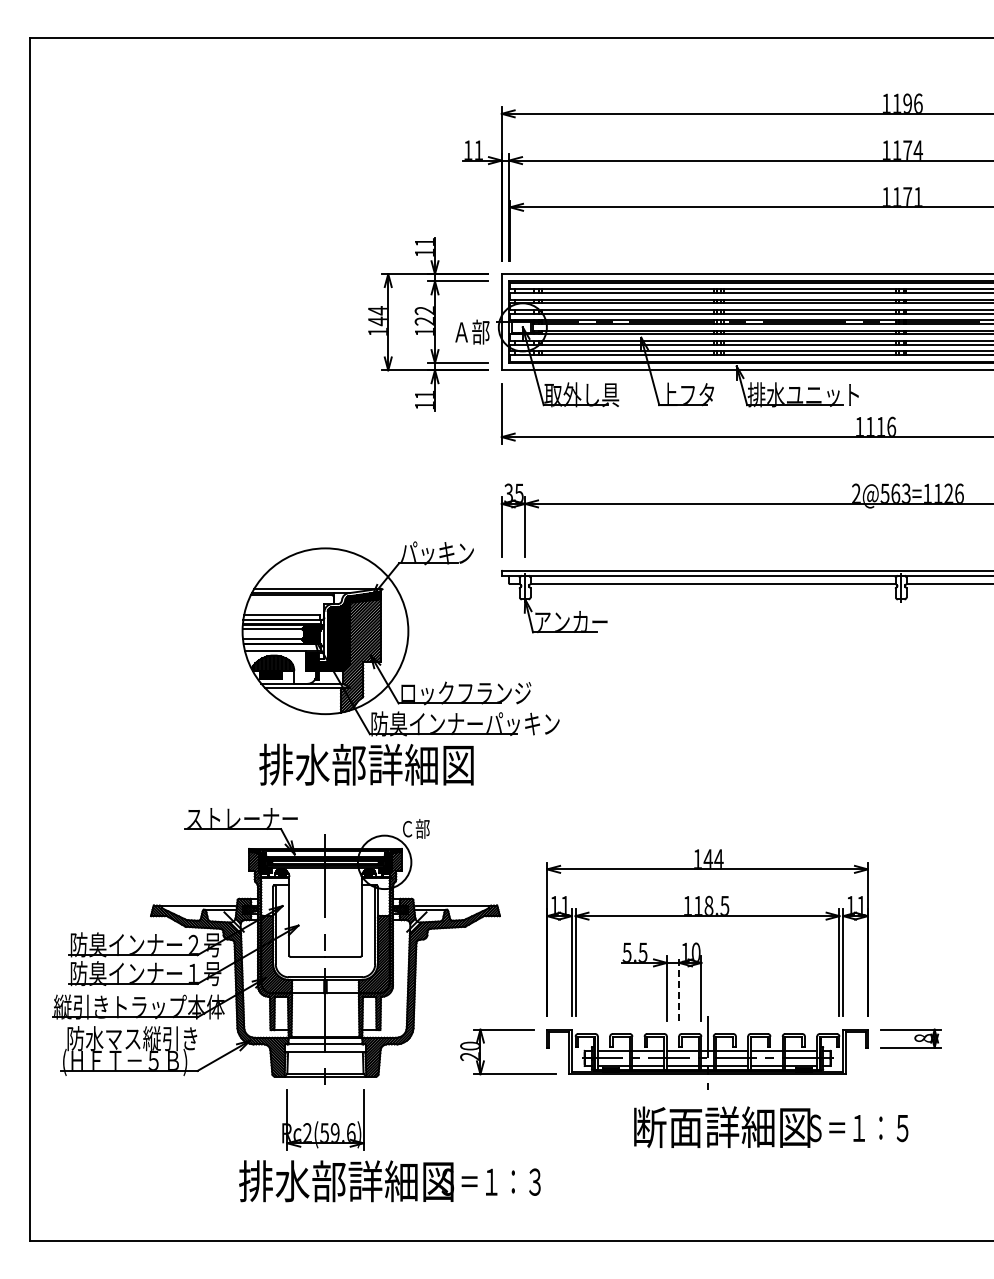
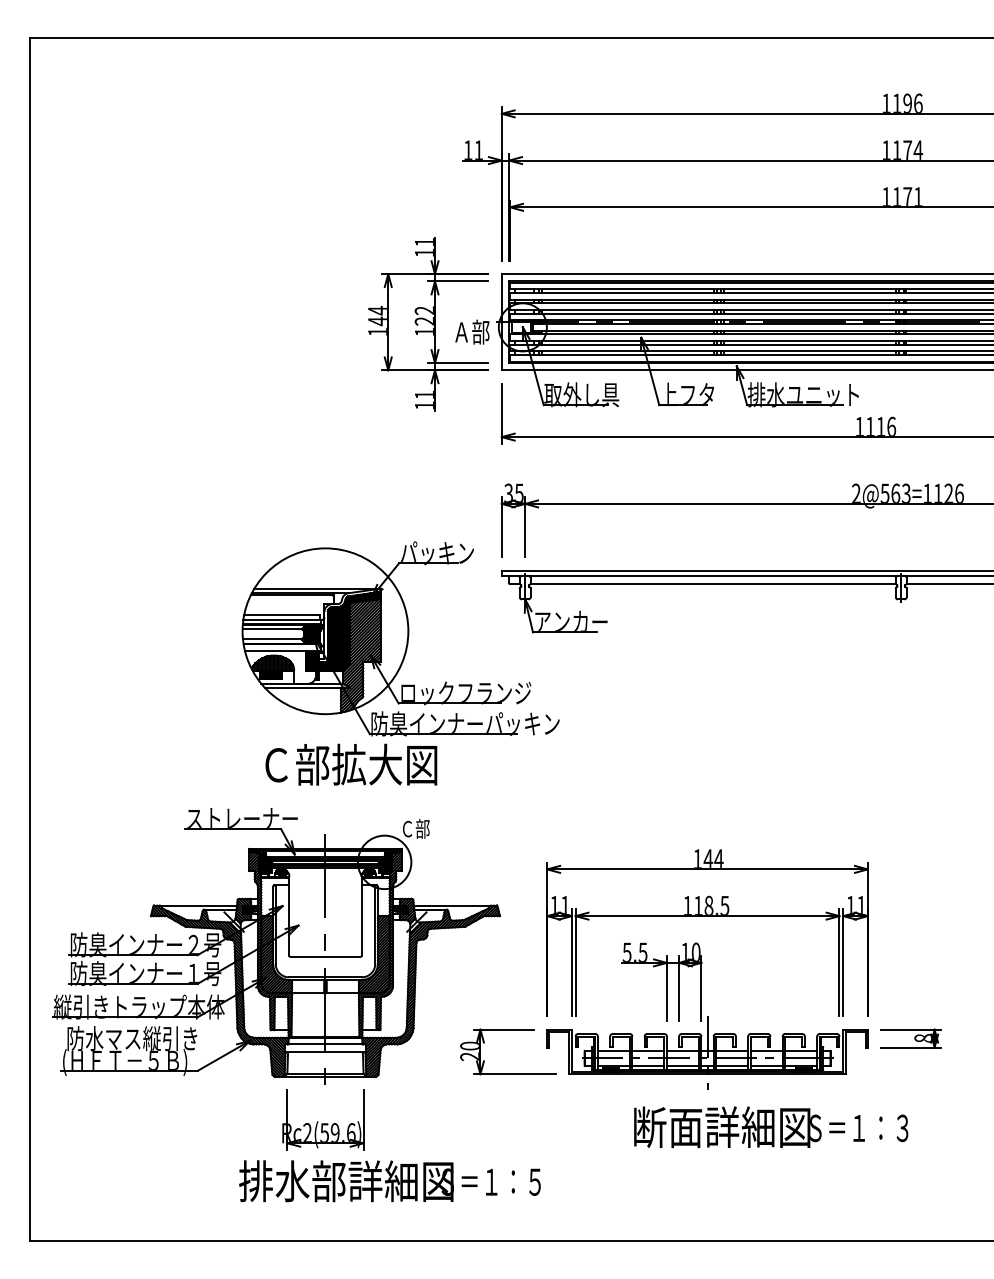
text: 排水部詳細図 -> Ｃ部拡大図 (366, 764)
line: dashed -> solid (679, 987)
text: Ｓ＝１：５ -> Ｓ＝１：３ (902, 1127)
text: Ｓ＝１：３ -> Ｓ＝１：５ (534, 1181)
